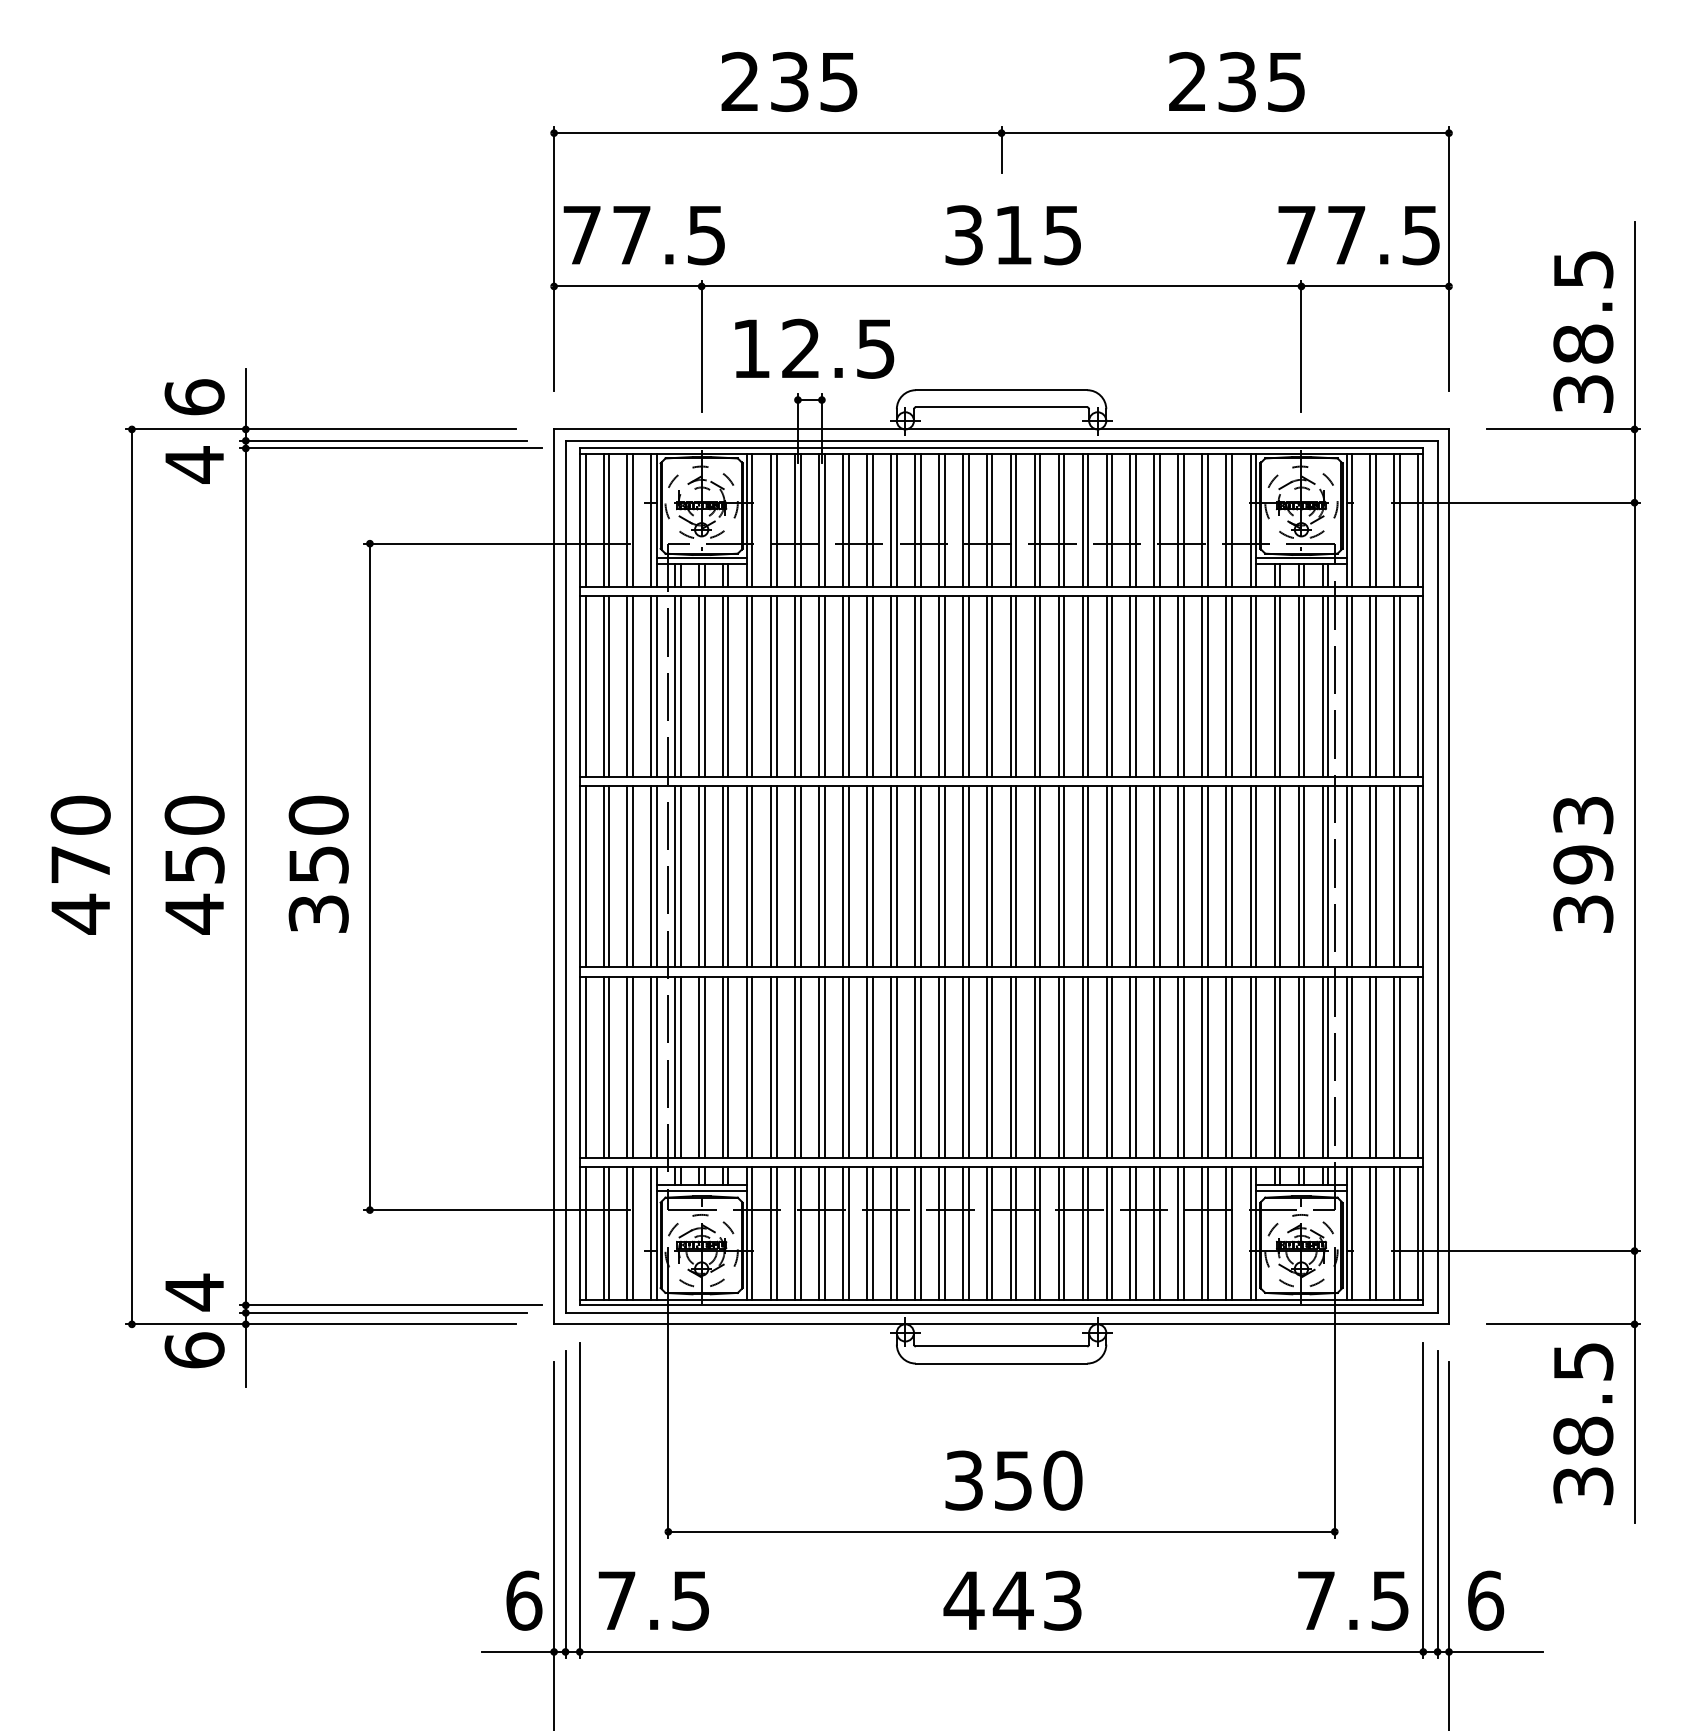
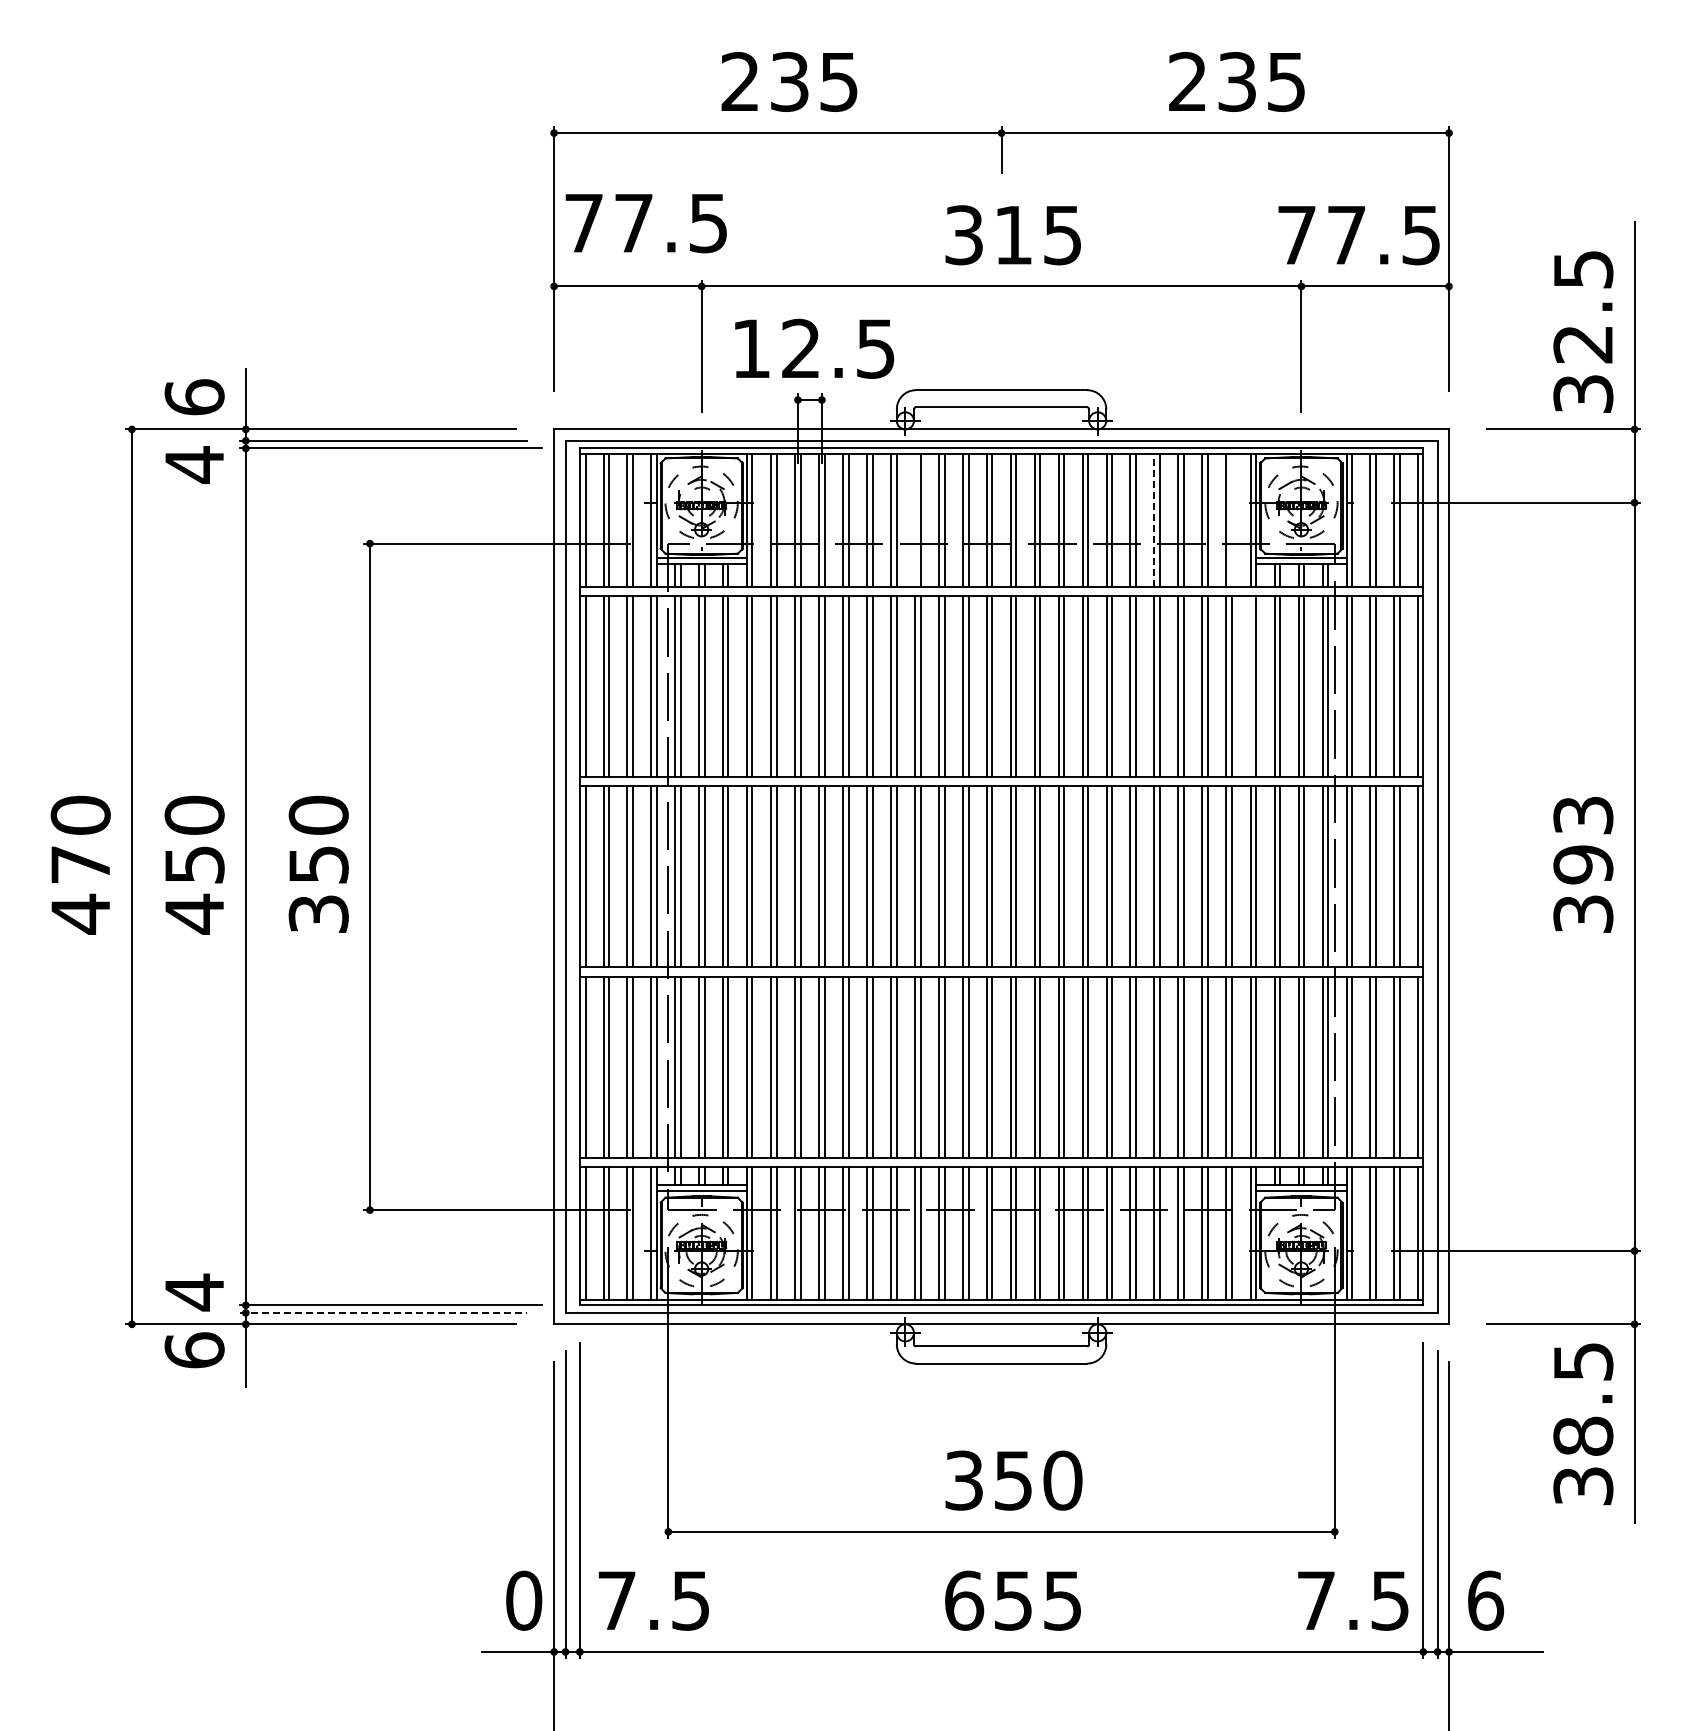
text position: (643, 235) -> (645, 223) (645, 223)
text: 38.5 -> 32.5 (1583, 343)
line: solid -> dashed (1154, 519)
line: present -> none (914, 520)
line: present -> none (1231, 520)
line: present -> none (1250, 686)
line: solid -> dashed (383, 1312)
text: 6 -> 0 (524, 1600)
text: 443 -> 655 (1012, 1600)
